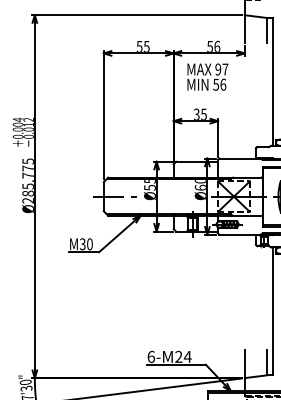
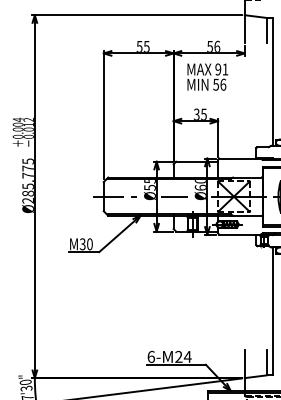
text: 97 -> 91 (225, 69)
line: none -> present (174, 196)
